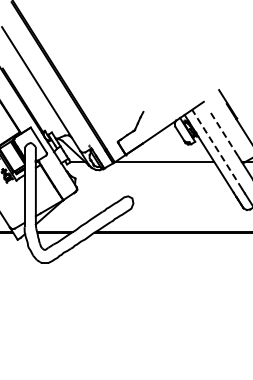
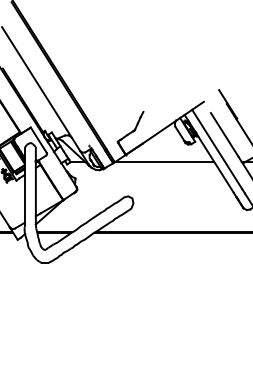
line: dashed -> solid (224, 135)
line: dashed -> solid (217, 149)
